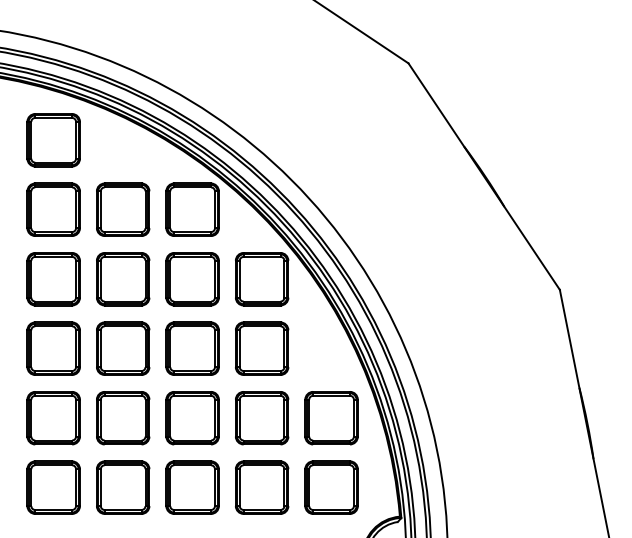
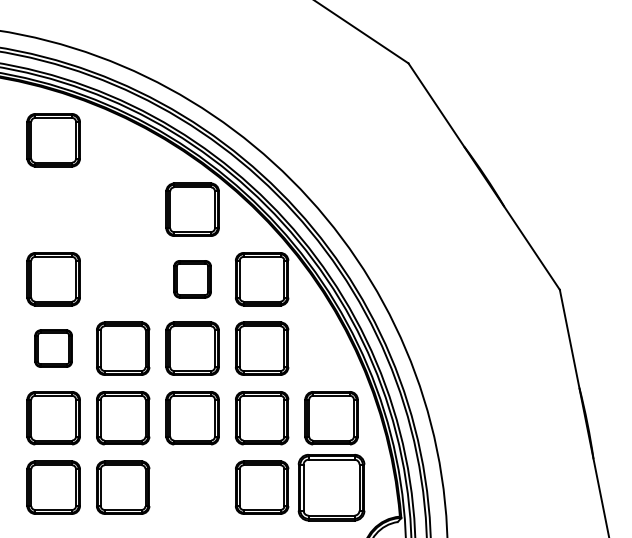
part: present -> none (53, 209)
part: present -> none (123, 209)
part: present -> none (123, 279)
part size: 55x55 px -> 39x39 px (192, 279)
part size: 55x55 px -> 39x39 px (53, 348)
part: present -> none (192, 487)
part size: 55x55 px -> 69x68 px (331, 487)
